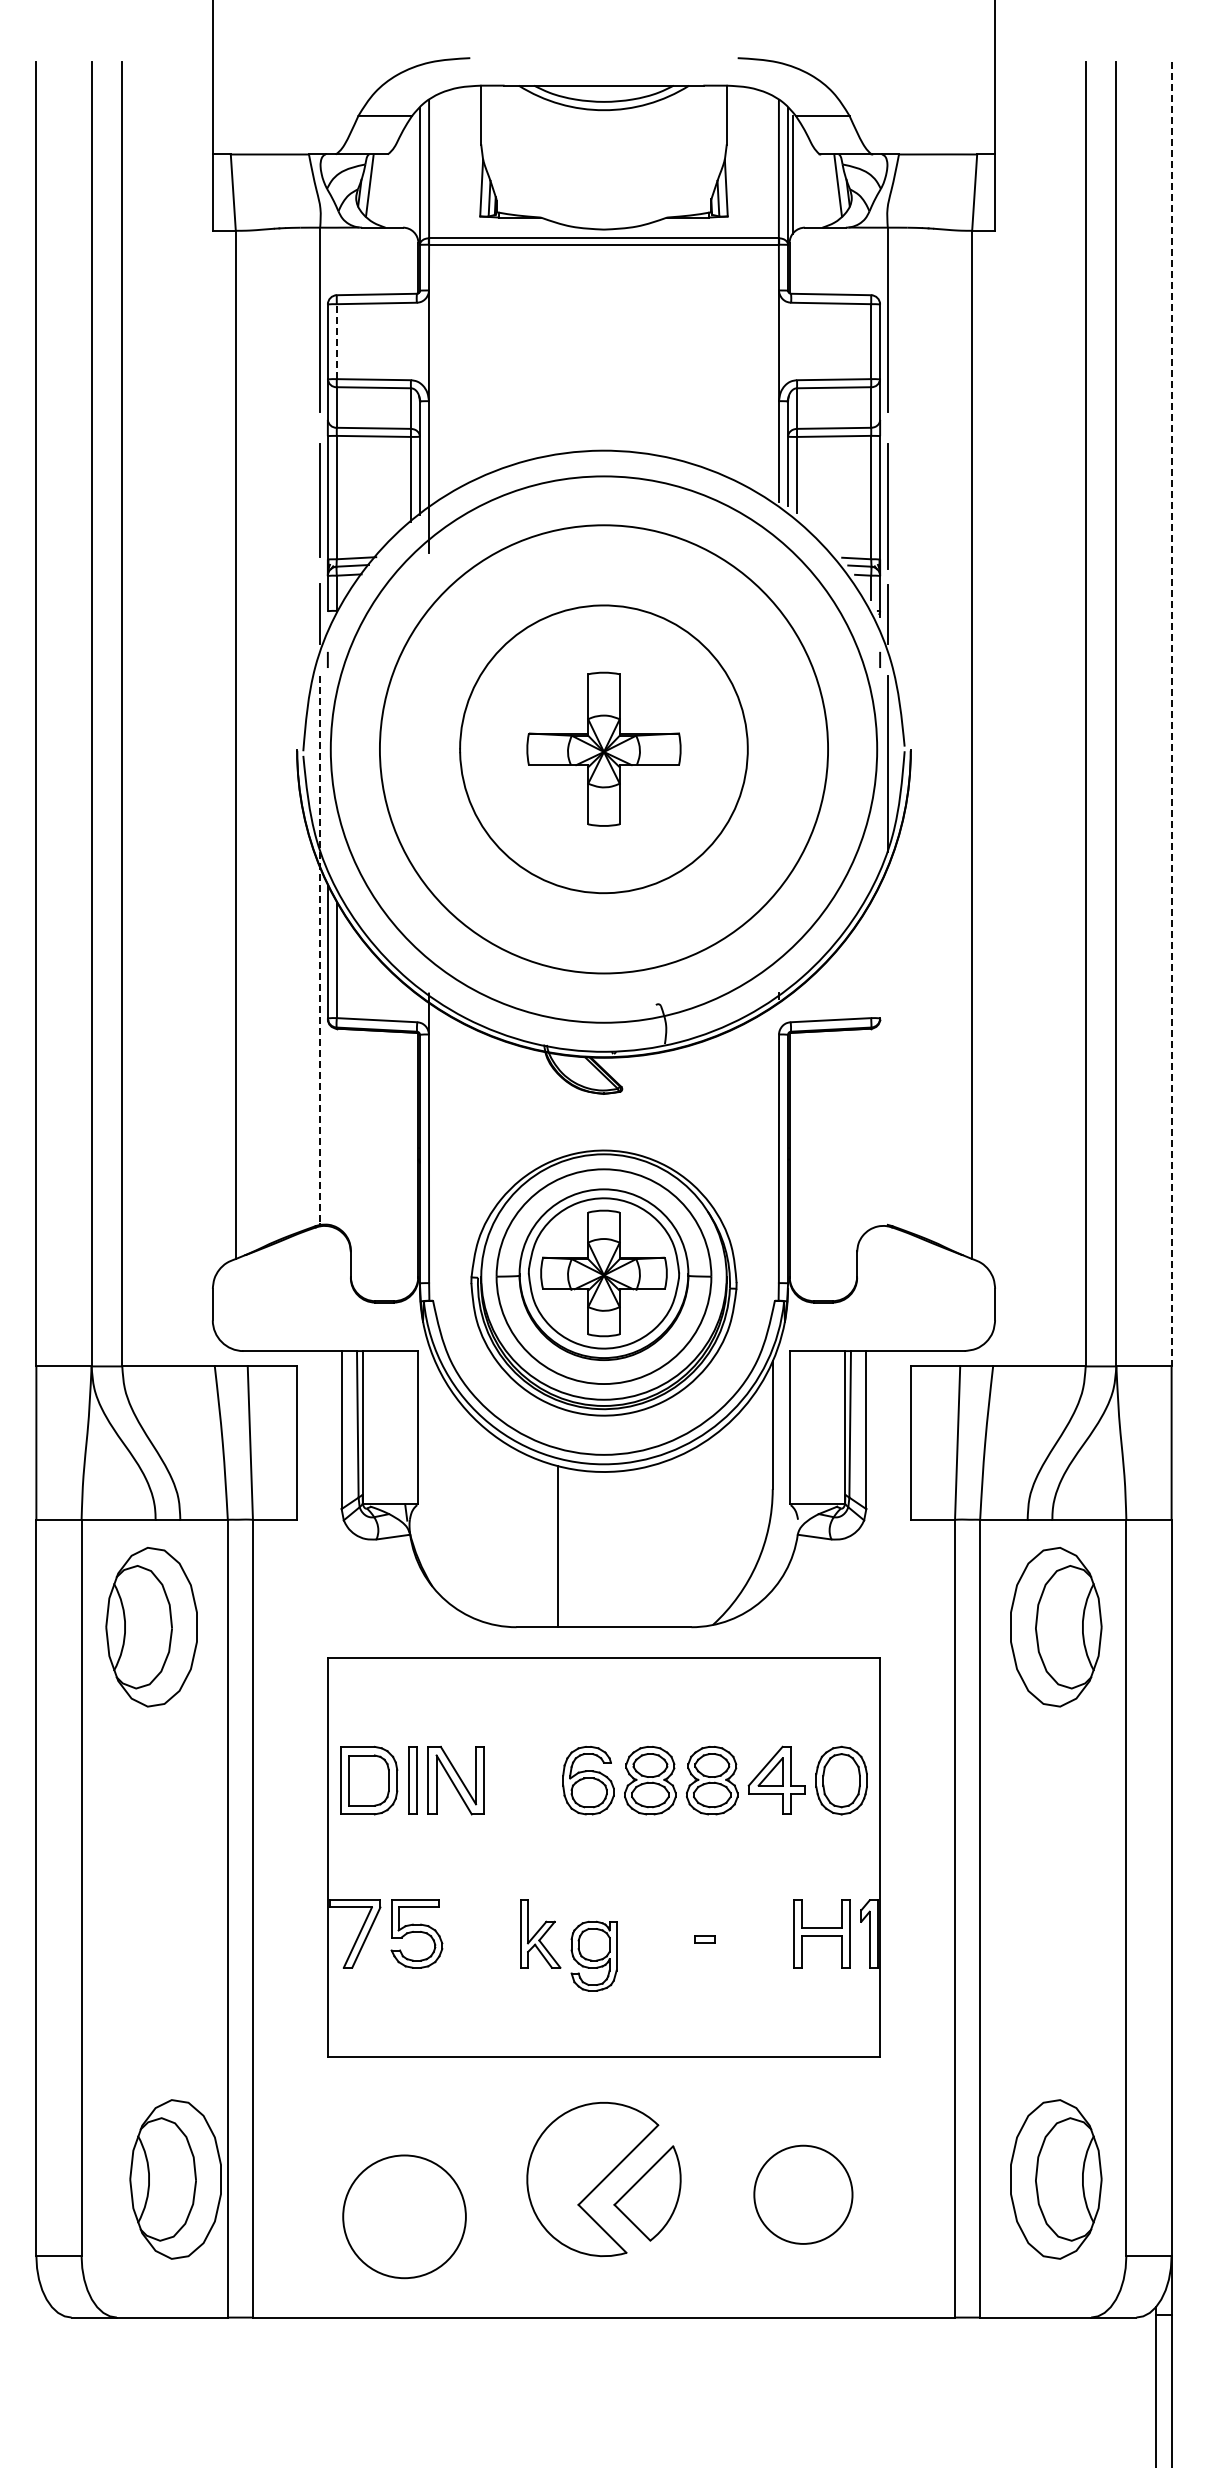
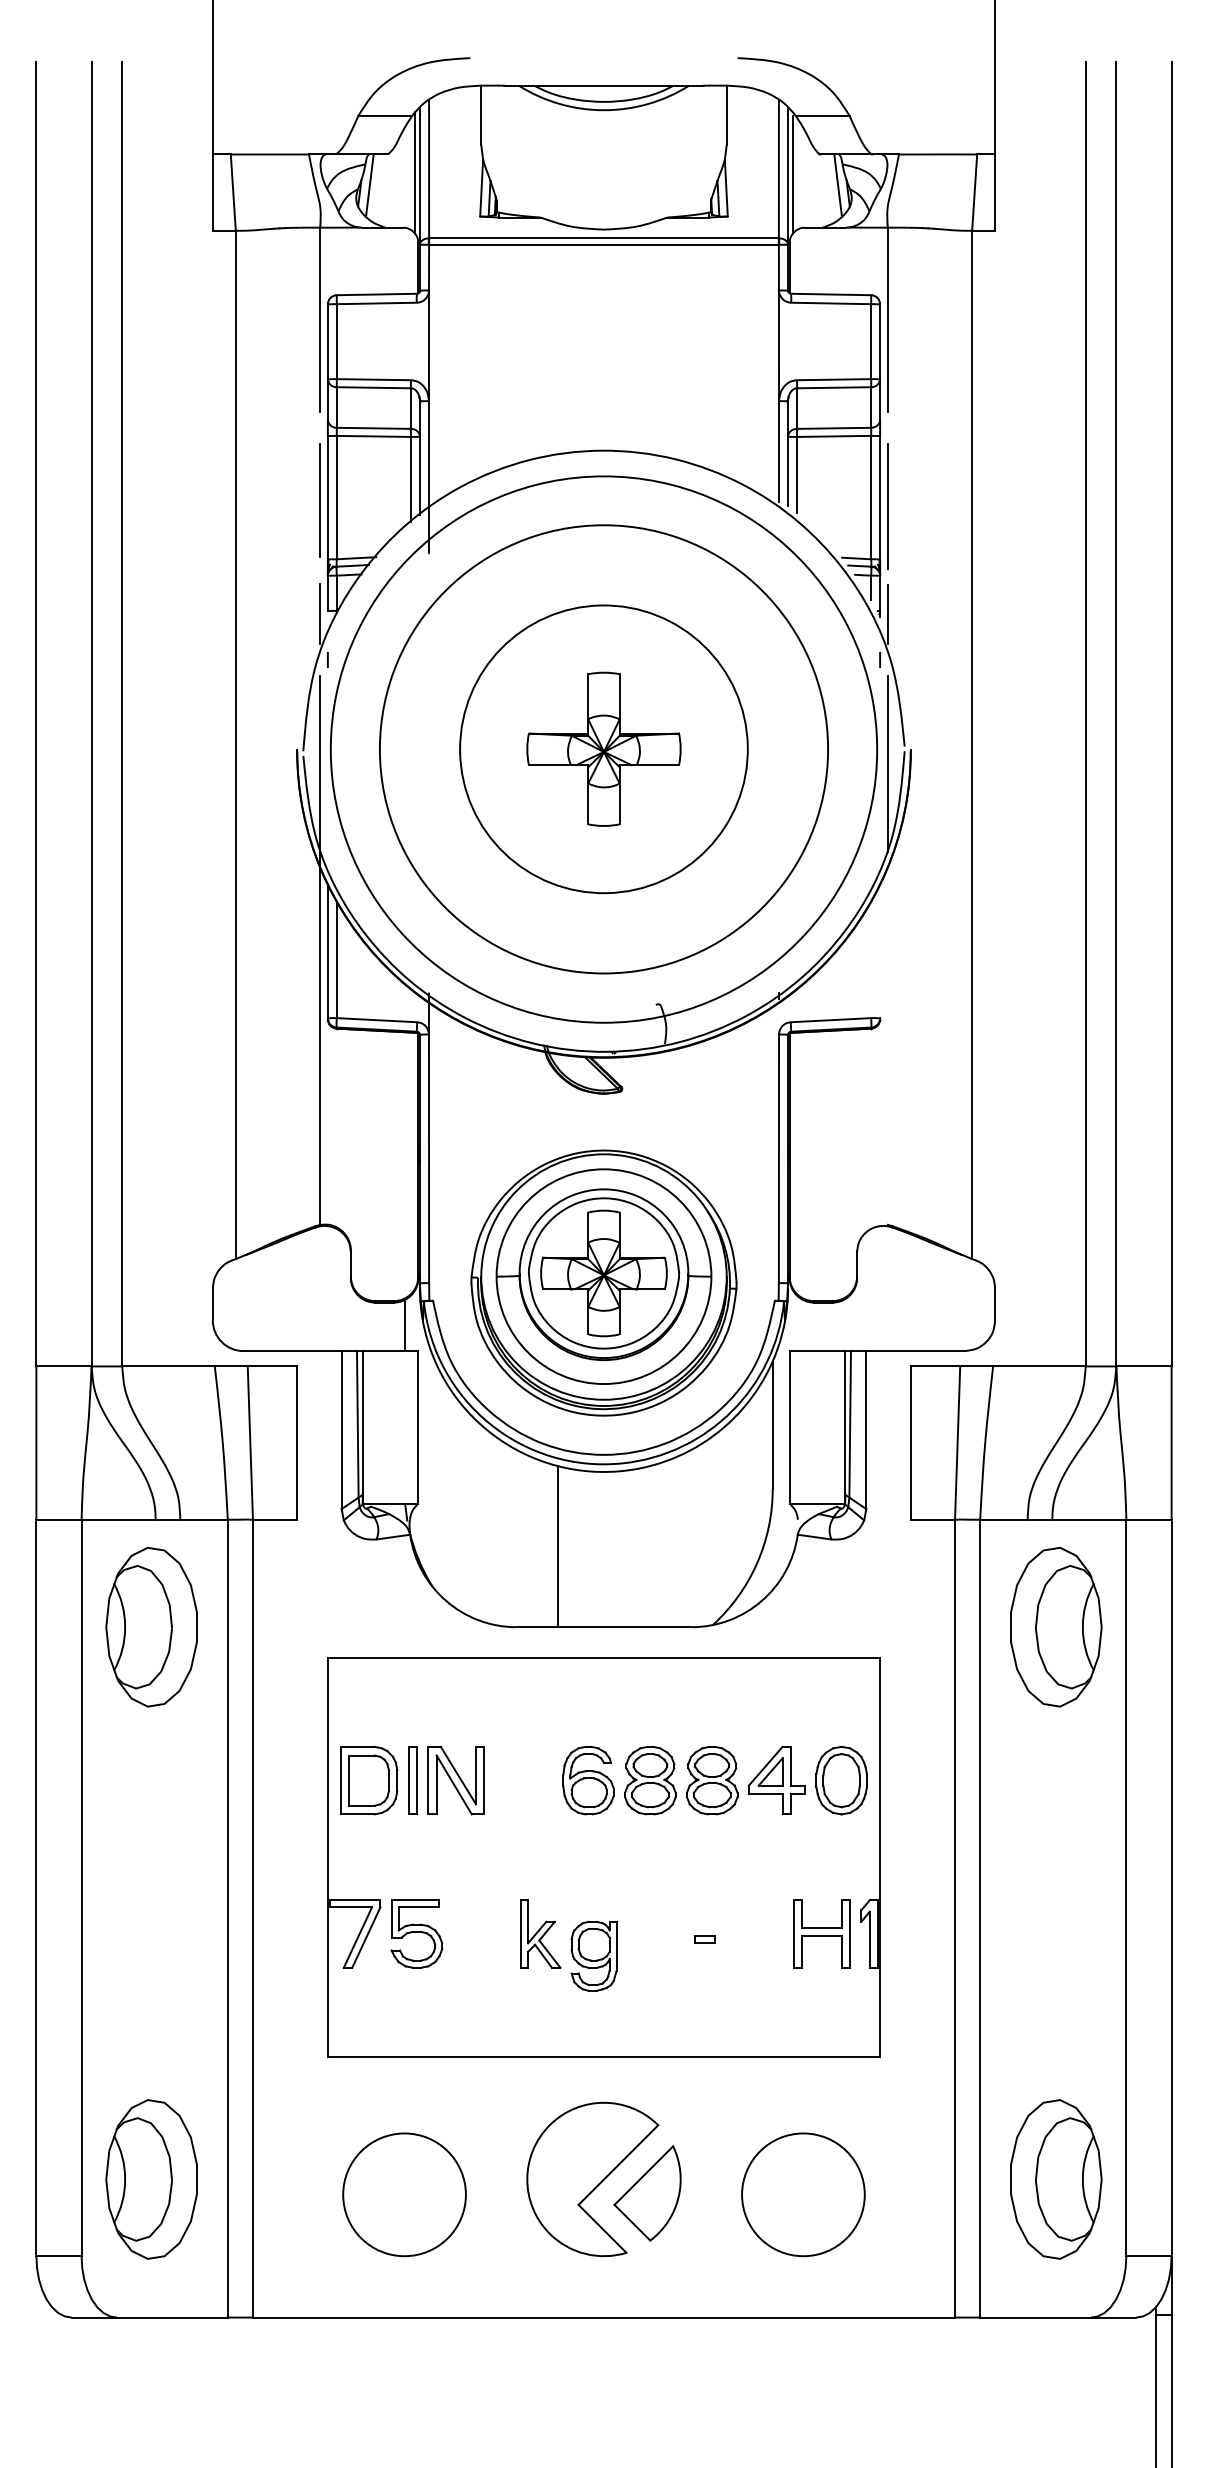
line: none -> present (415, 172)
line: dashed -> solid (336, 341)
line: dashed -> solid (1171, 714)
line: dashed -> solid (320, 950)
line: none -> present (404, 1325)
part position: (175, 2179) -> (151, 2179) (151, 2179)
circle diameter: 98 px -> 123 px (803, 2194)
circle position: (404, 2216) -> (404, 2194) (404, 2194)
